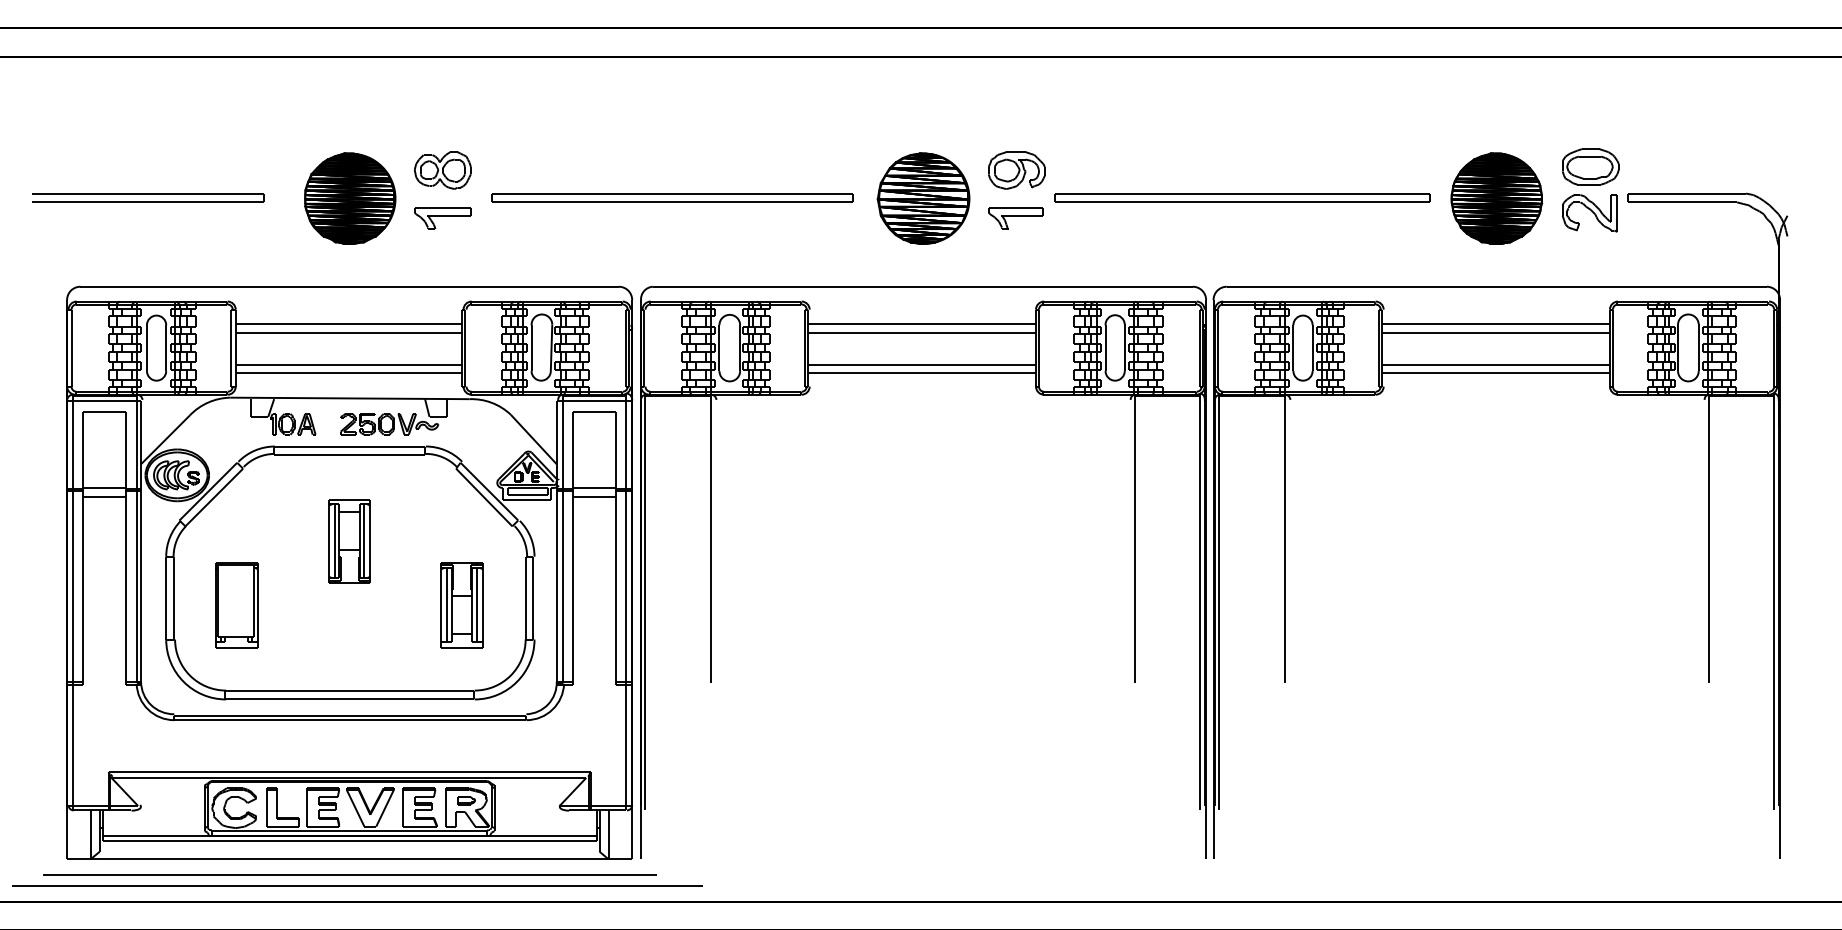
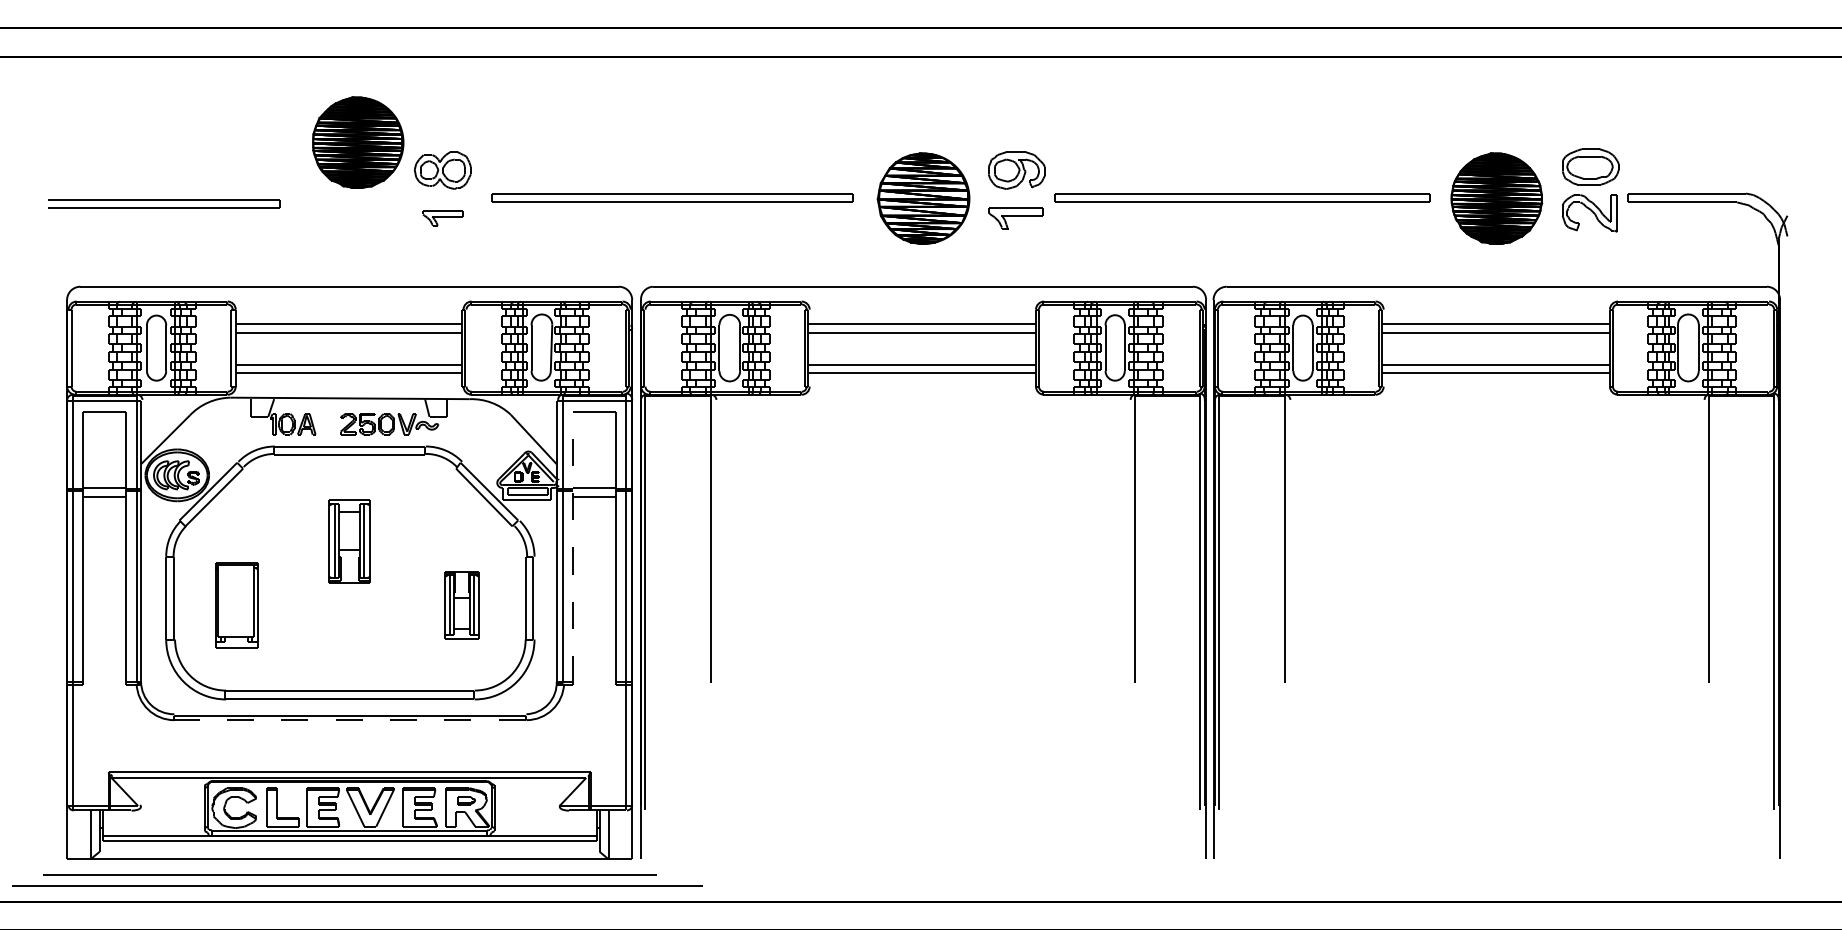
part position: (148, 197) -> (164, 203) (164, 203)
part position: (350, 198) -> (358, 142) (358, 142)
part size: 58x23 px -> 42x17 px (442, 218)
line: solid -> dashed (573, 547)
part size: 44x87 px -> 36x69 px (461, 605)
line: solid -> dashed (349, 720)
